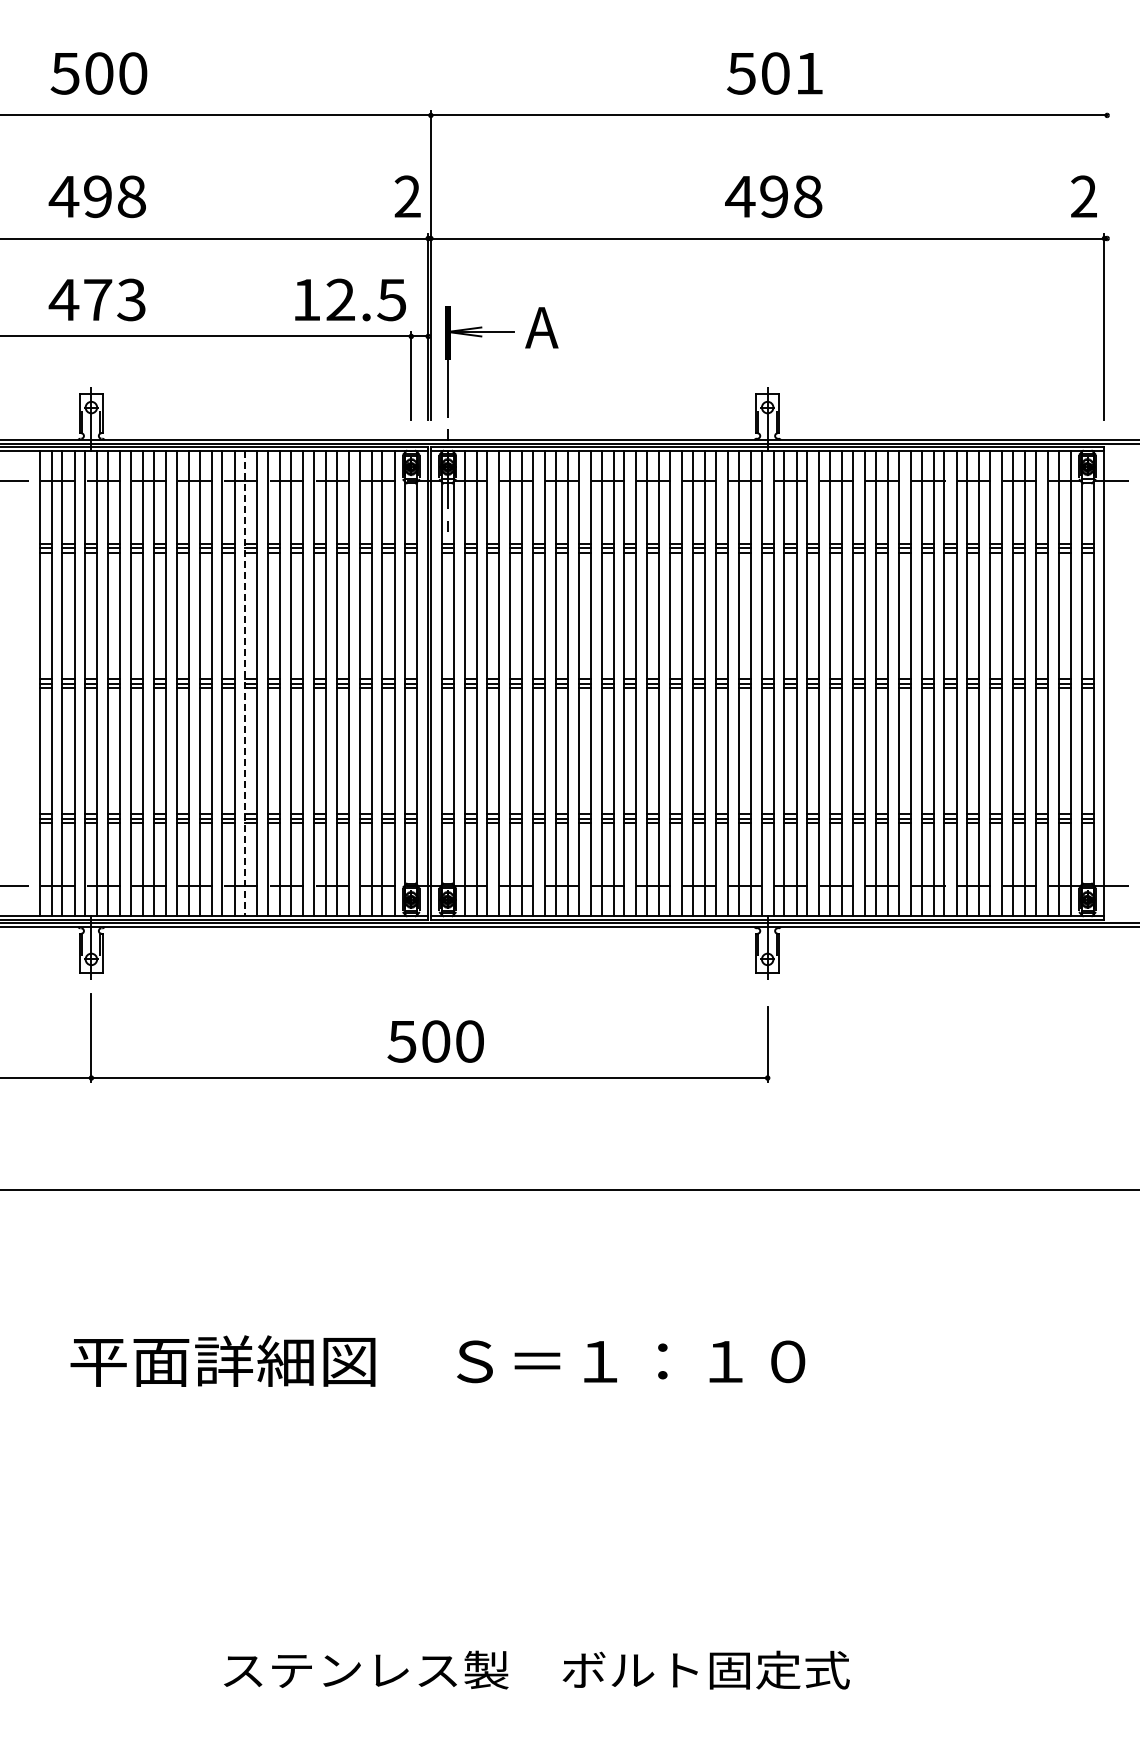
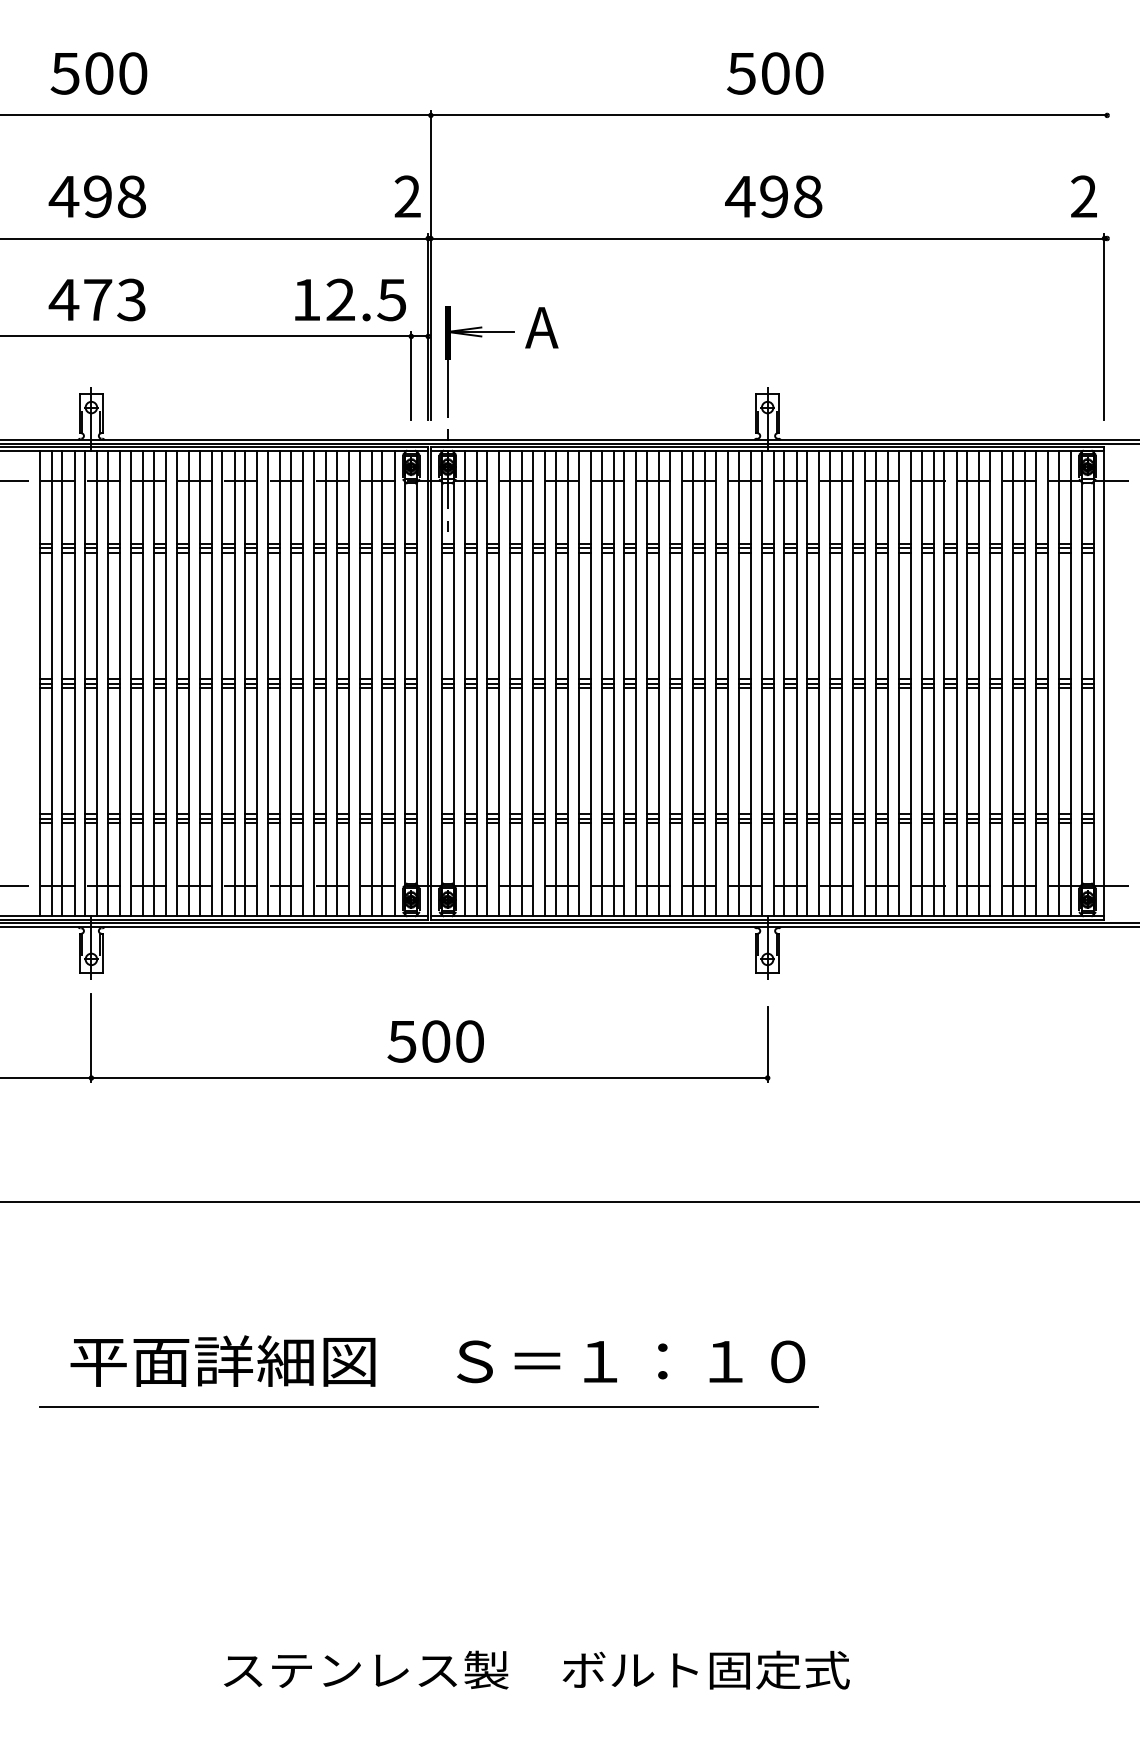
text: 501 -> 500 (809, 73)
line: dashed -> solid (245, 683)
line position: (569, 1190) -> (569, 1202) (569, 1202)
line: none -> present (428, 1406)
